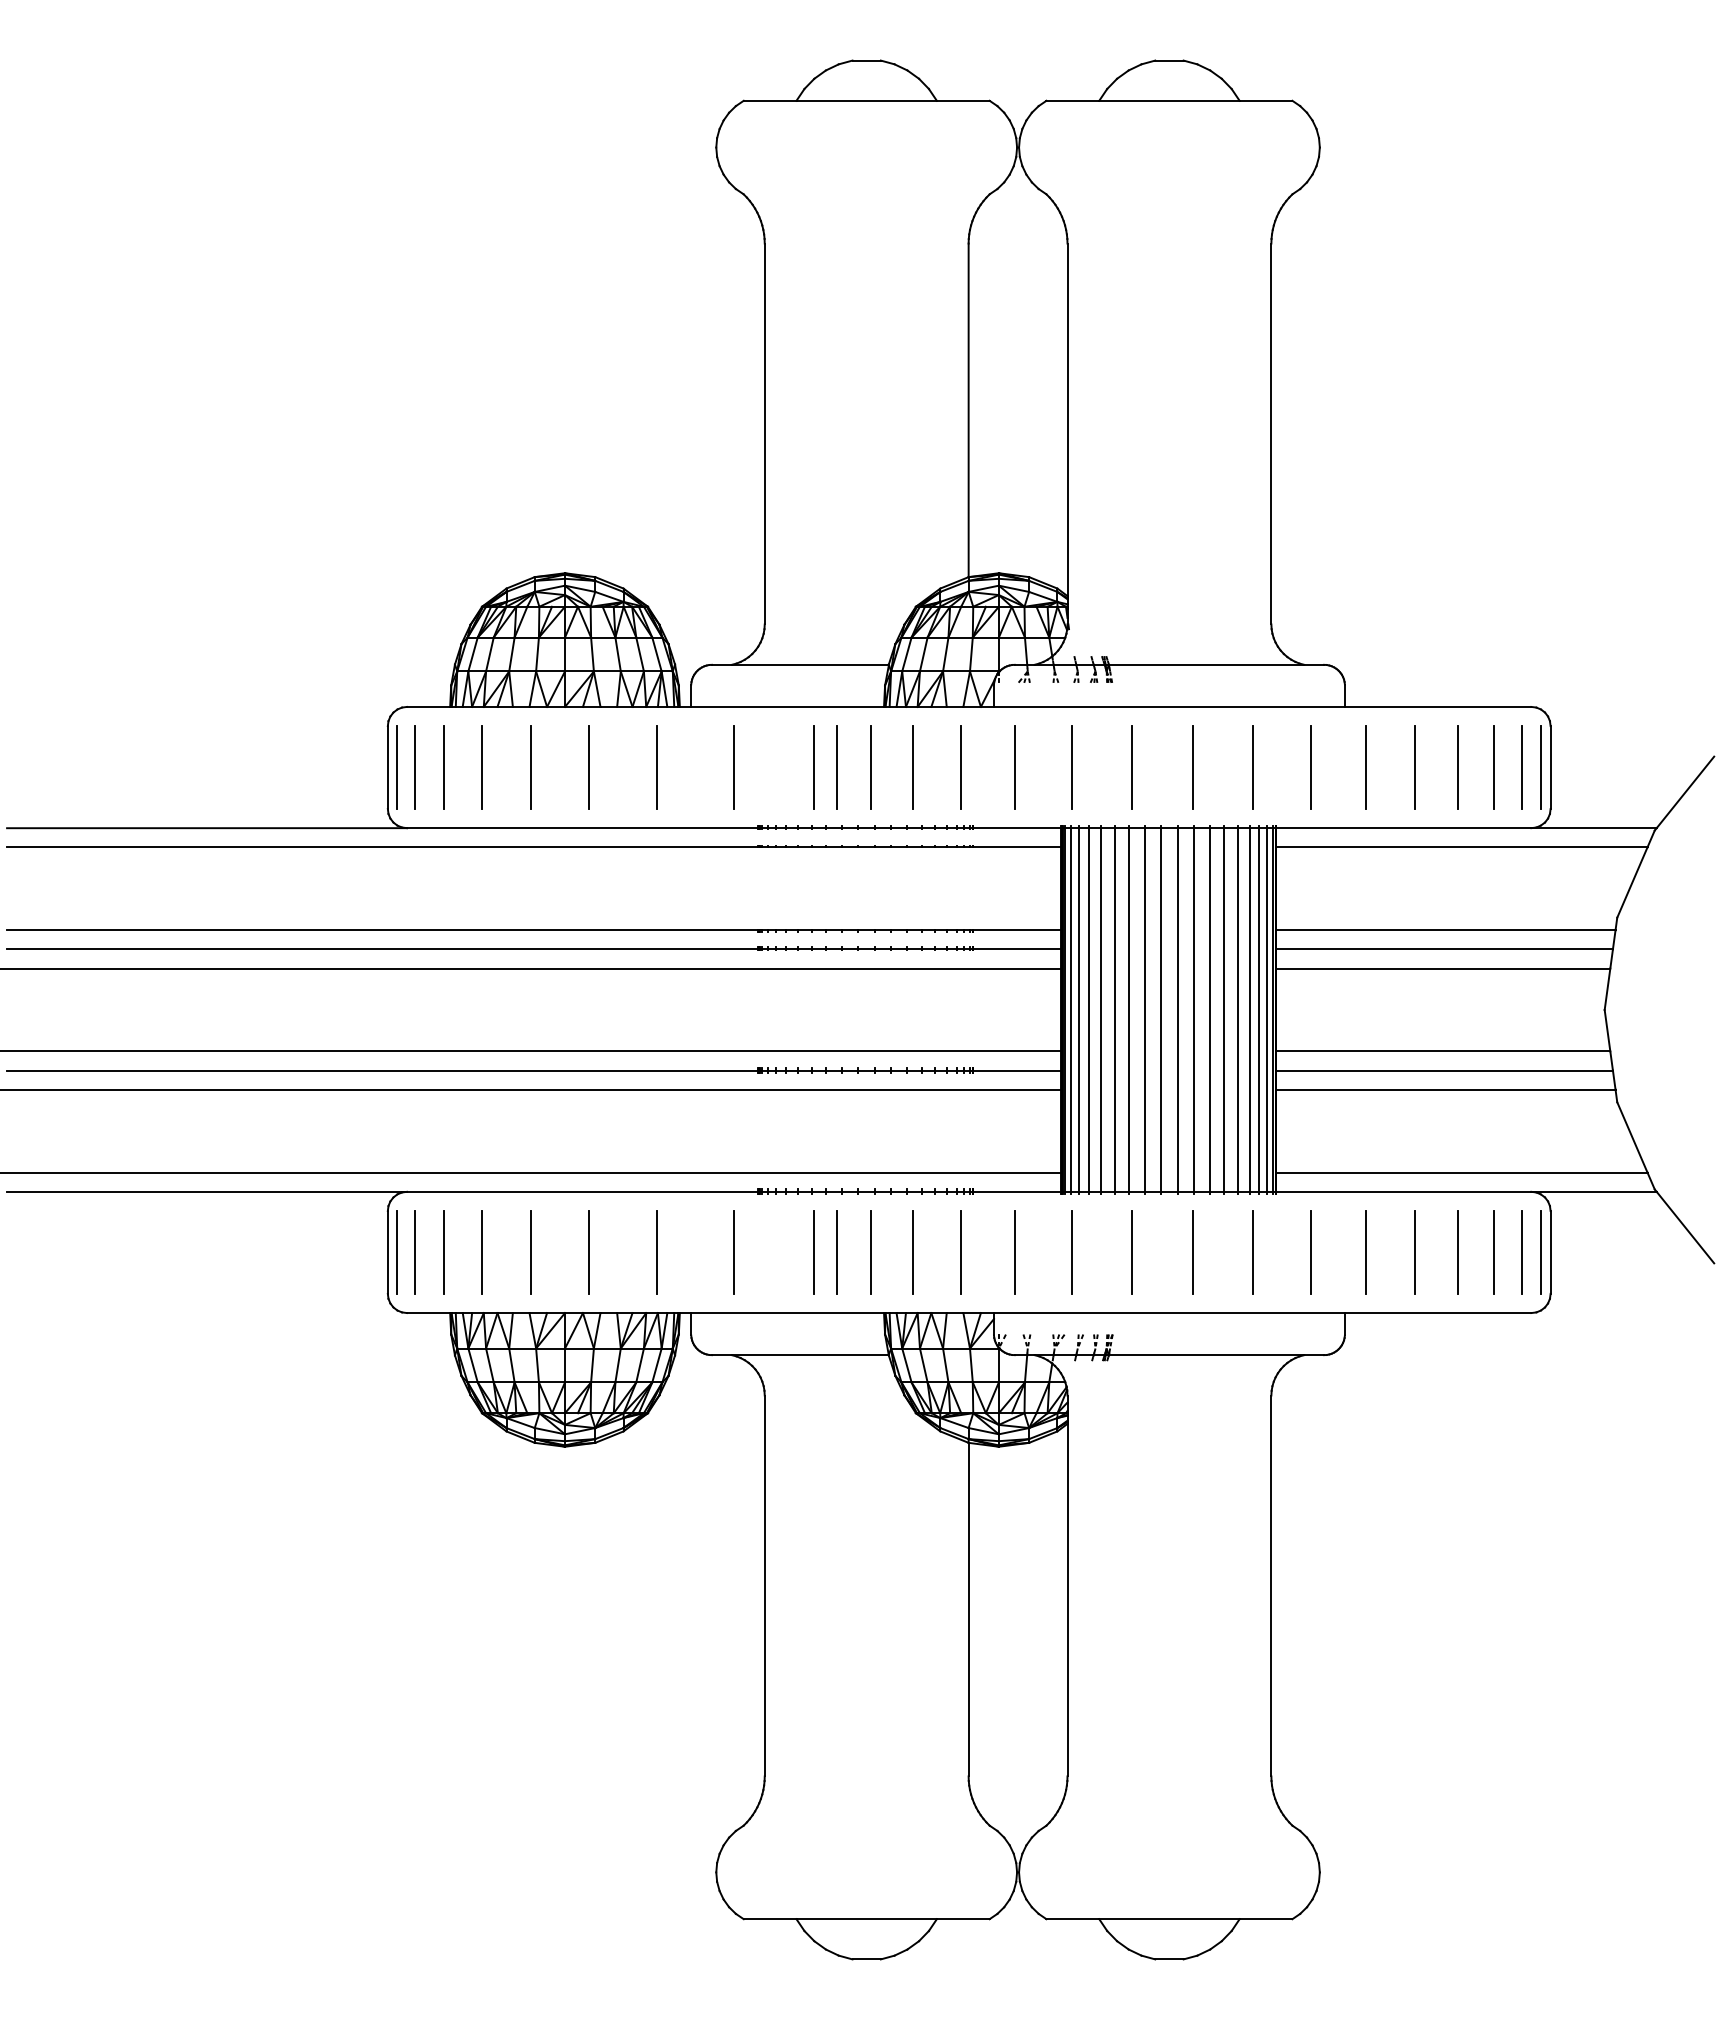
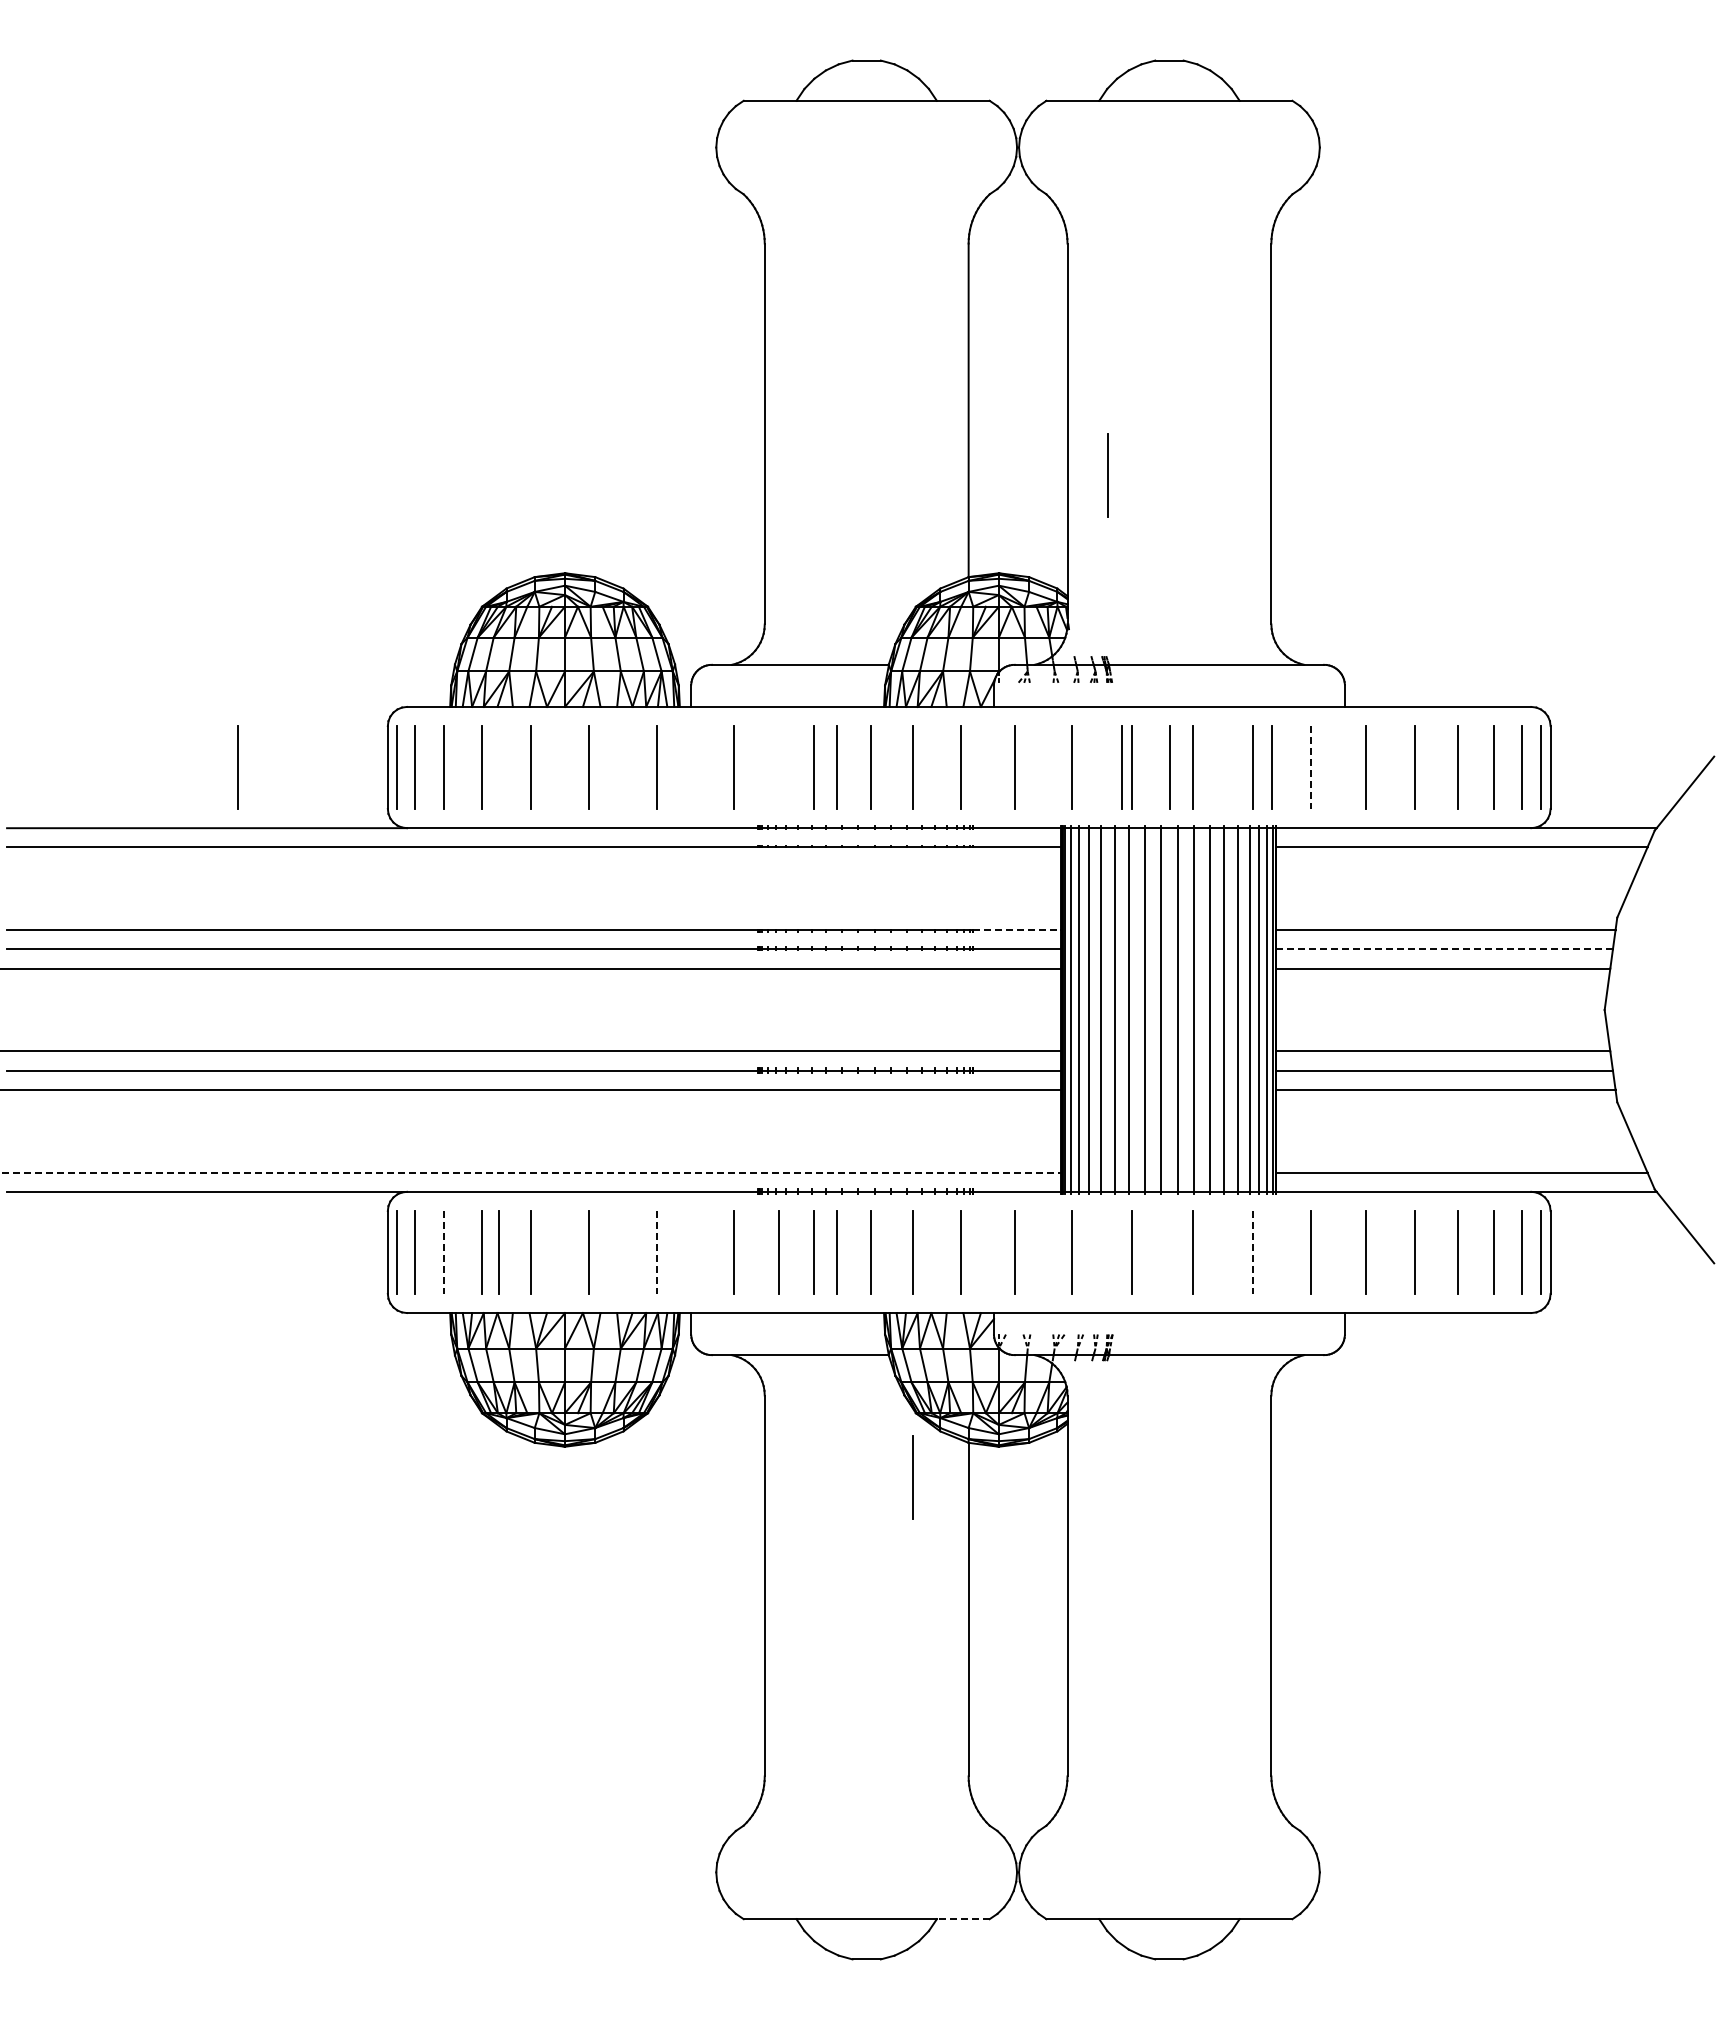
line: none -> present (1107, 475)
line: none -> present (237, 767)
line: none -> present (1121, 767)
line: none -> present (1169, 767)
line: none -> present (1271, 767)
line: solid -> dashed (1311, 768)
line: solid -> dashed (1017, 930)
line: solid -> dashed (1444, 949)
line: solid -> dashed (531, 1172)
line: solid -> dashed (443, 1252)
line: none -> present (498, 1252)
line: solid -> dashed (656, 1252)
line: none -> present (778, 1252)
line: solid -> dashed (1253, 1252)
line: none -> present (912, 1477)
line: solid -> dashed (962, 1919)
